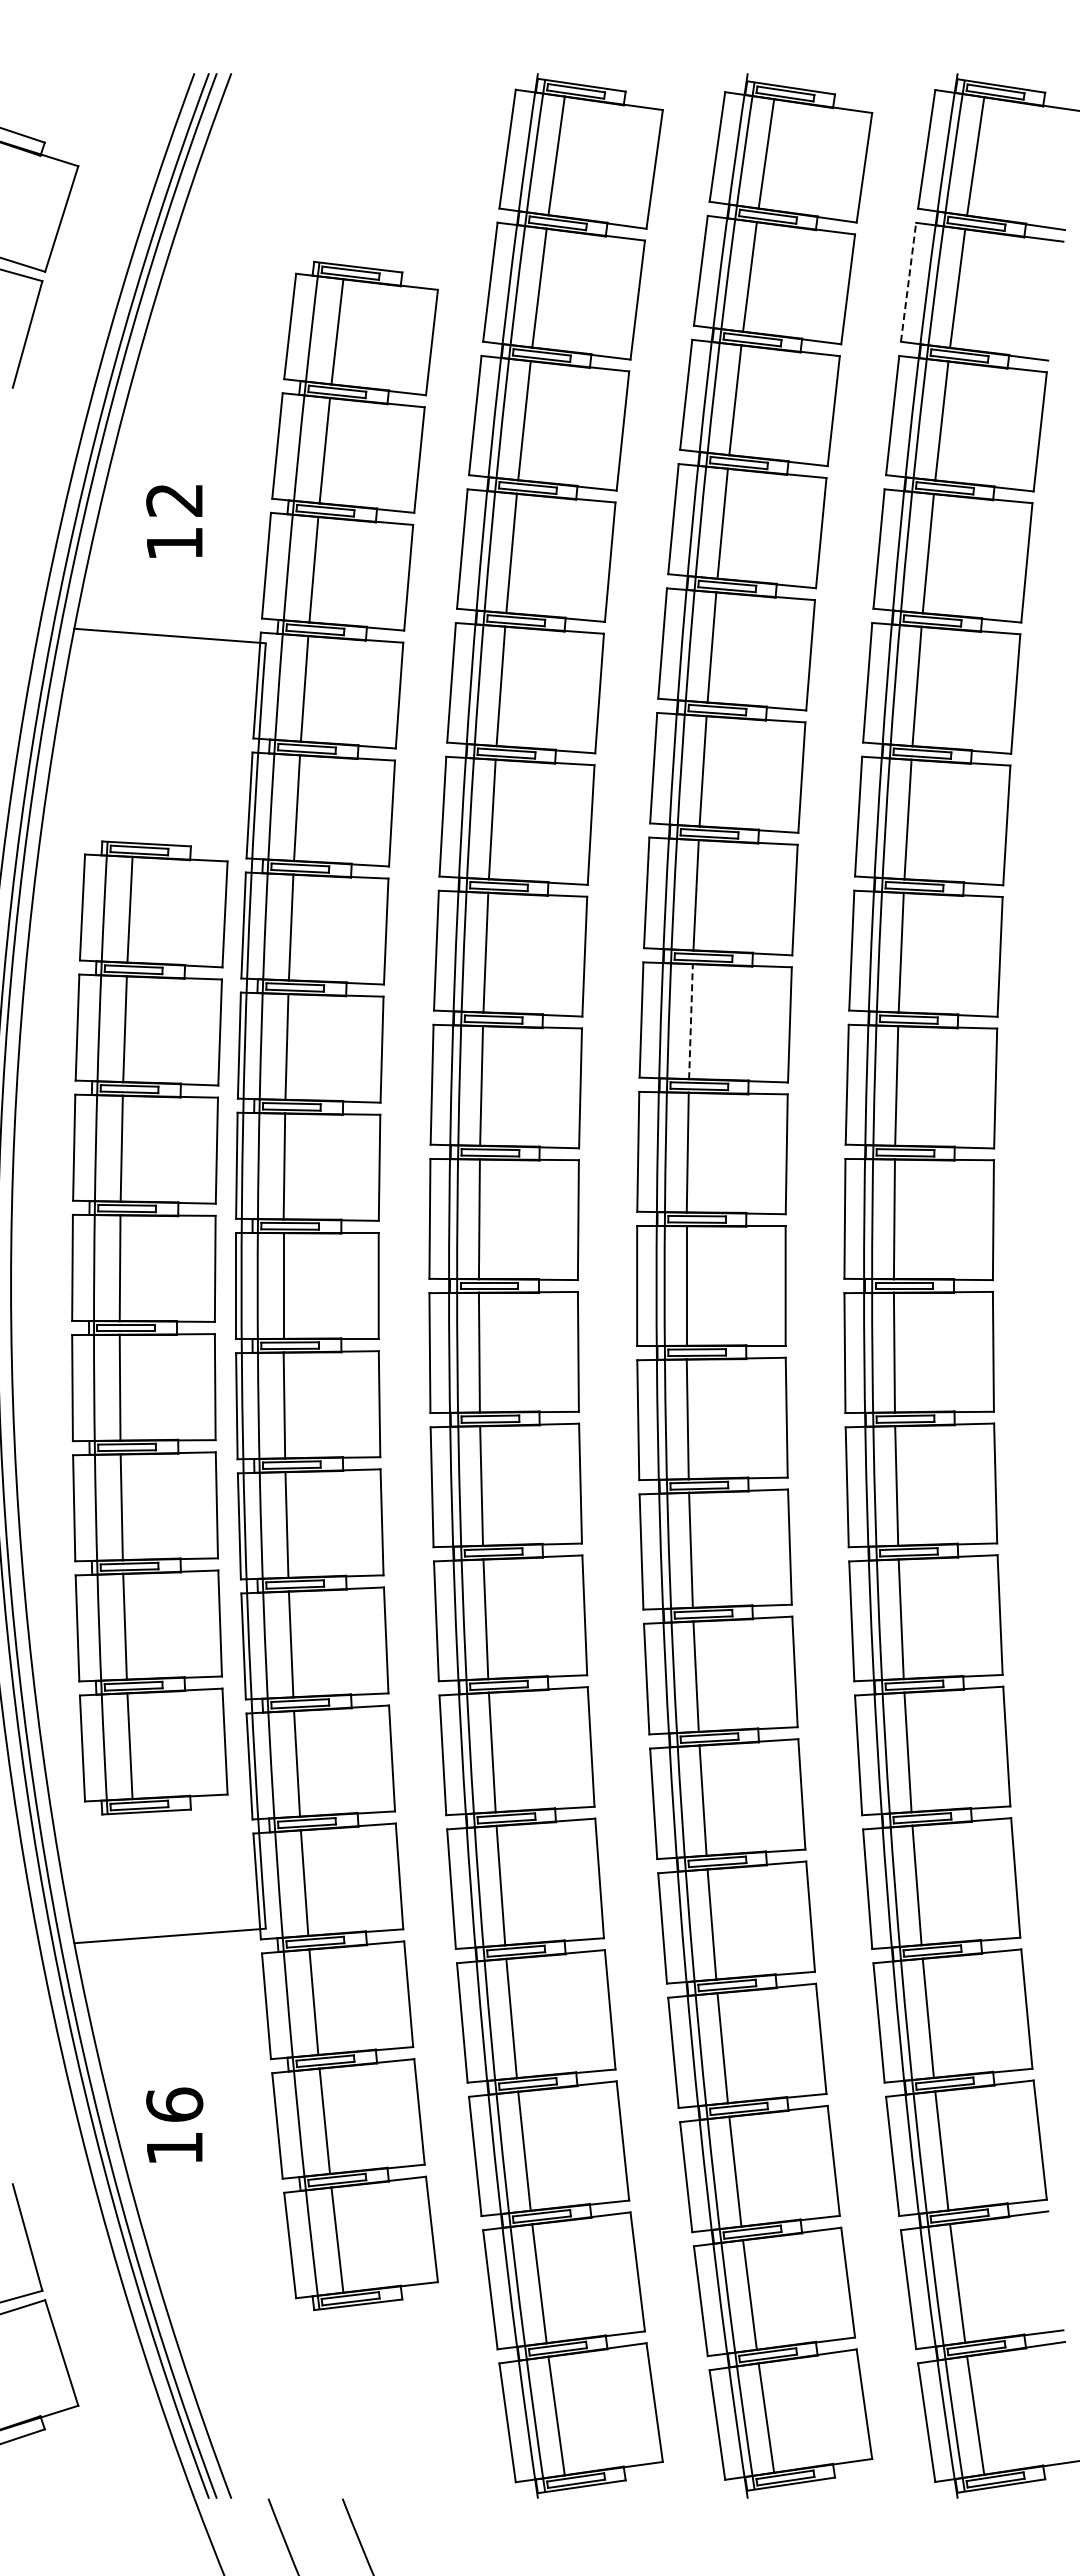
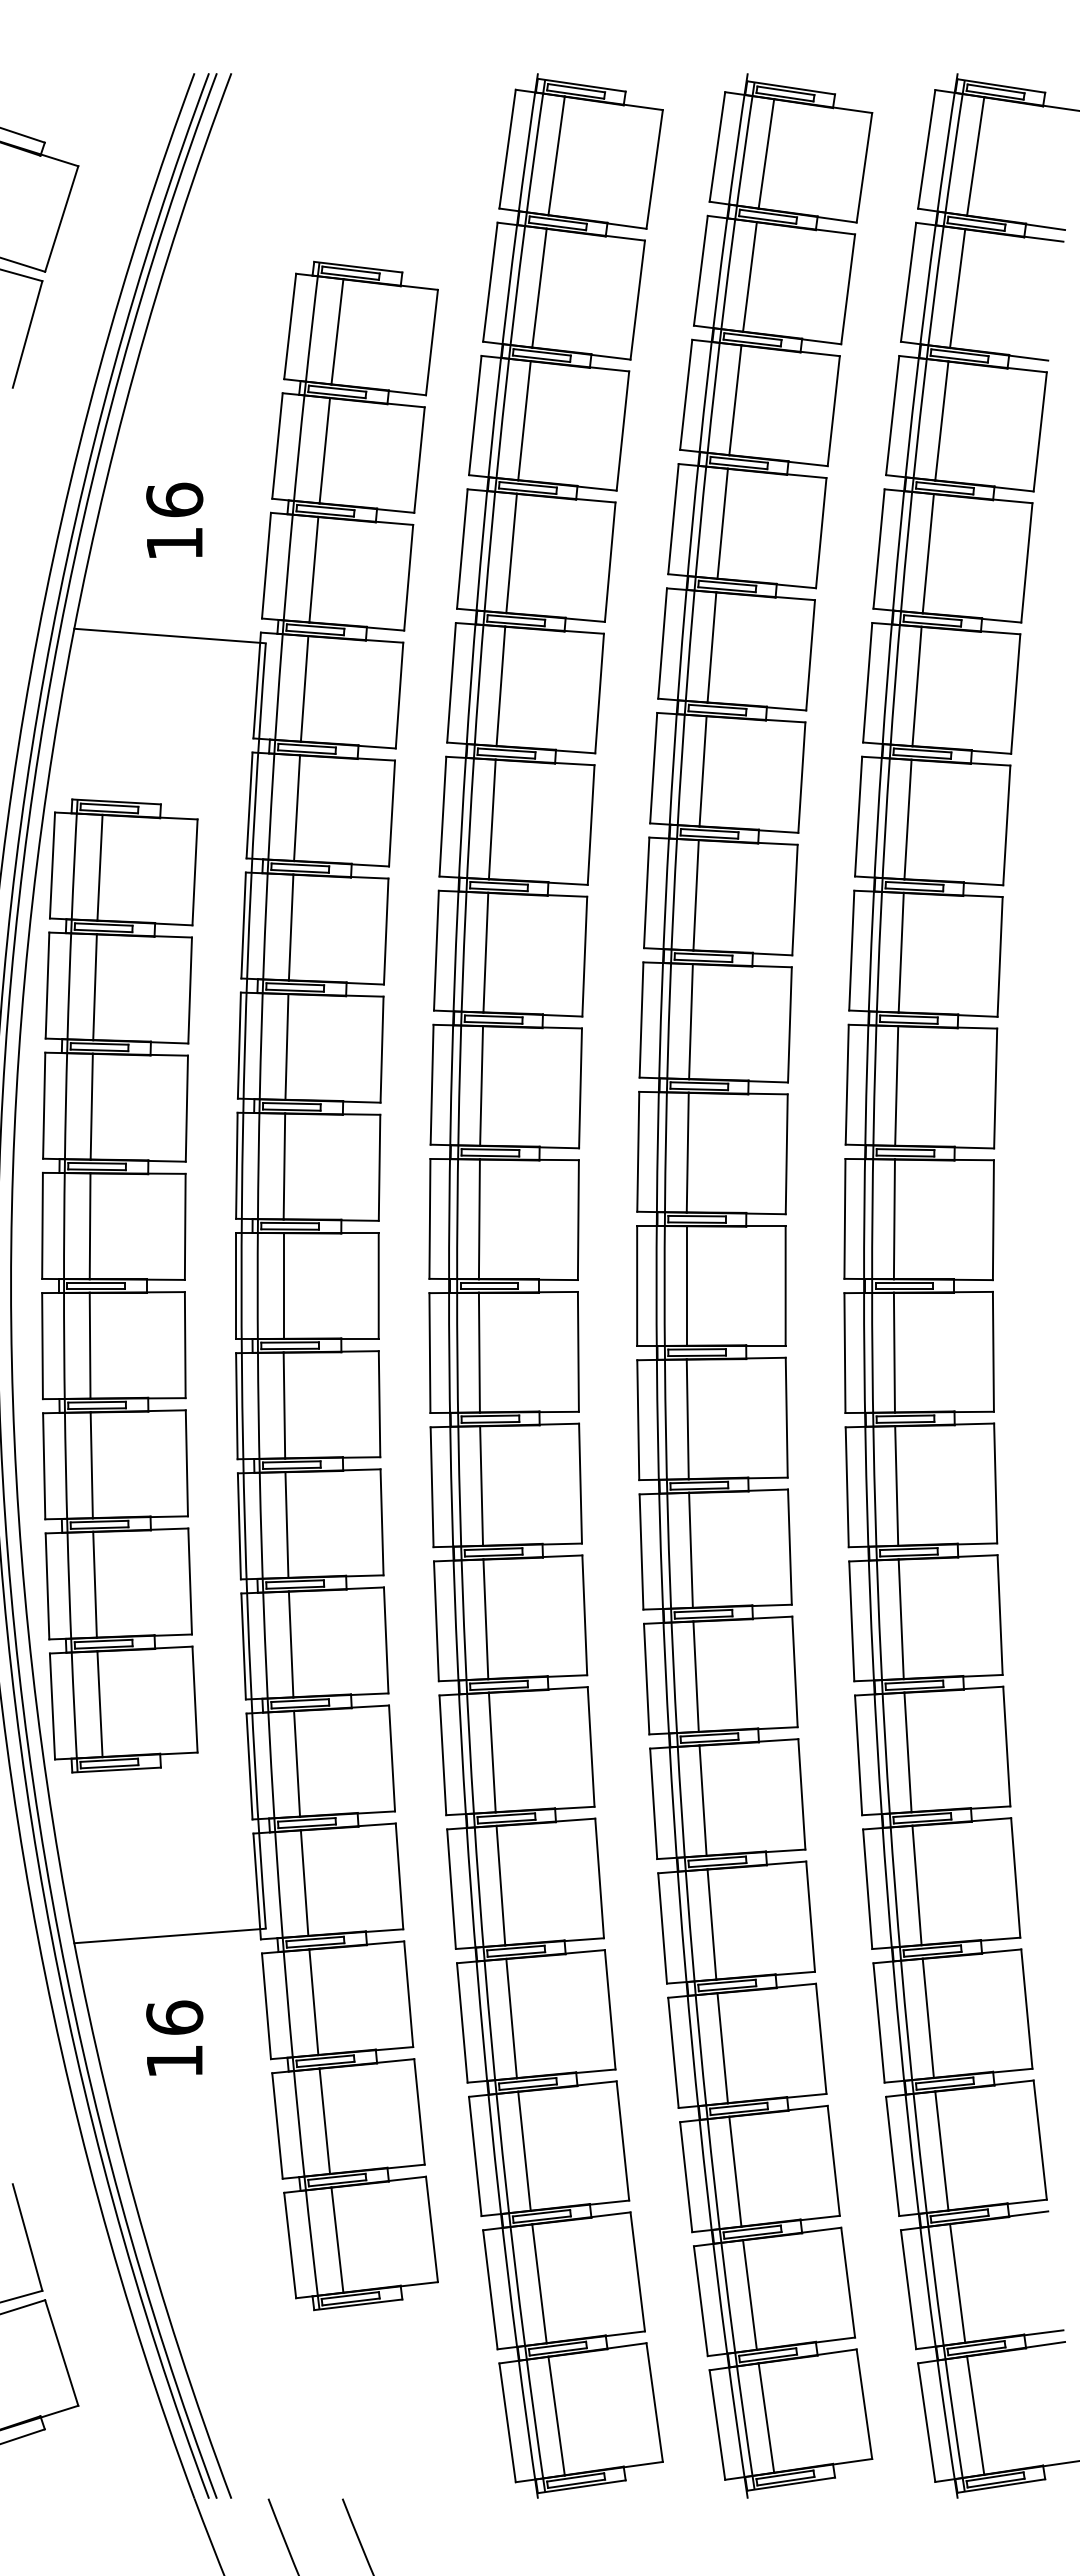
line: dashed -> solid (908, 282)
text: 12 -> 16 (174, 499)
line: dashed -> solid (690, 1021)
part position: (149, 1327) -> (119, 1285) (119, 1285)
text position: (174, 2124) -> (174, 2037) (174, 2037)
